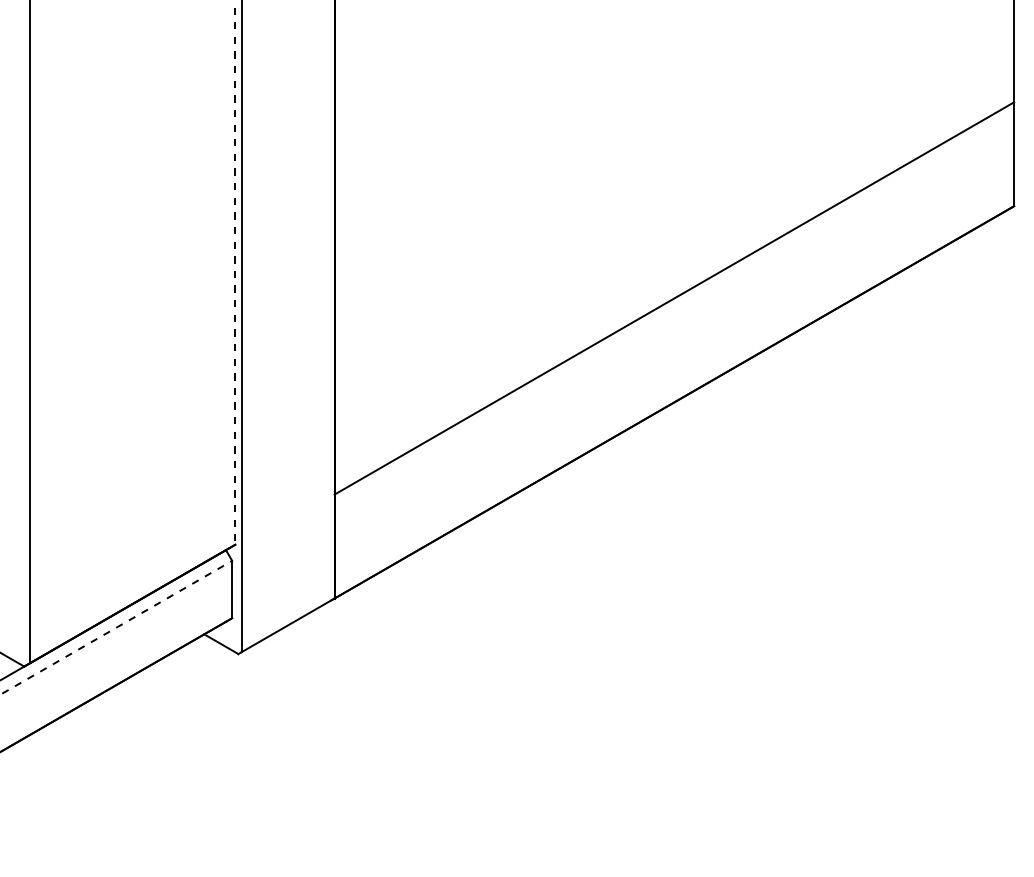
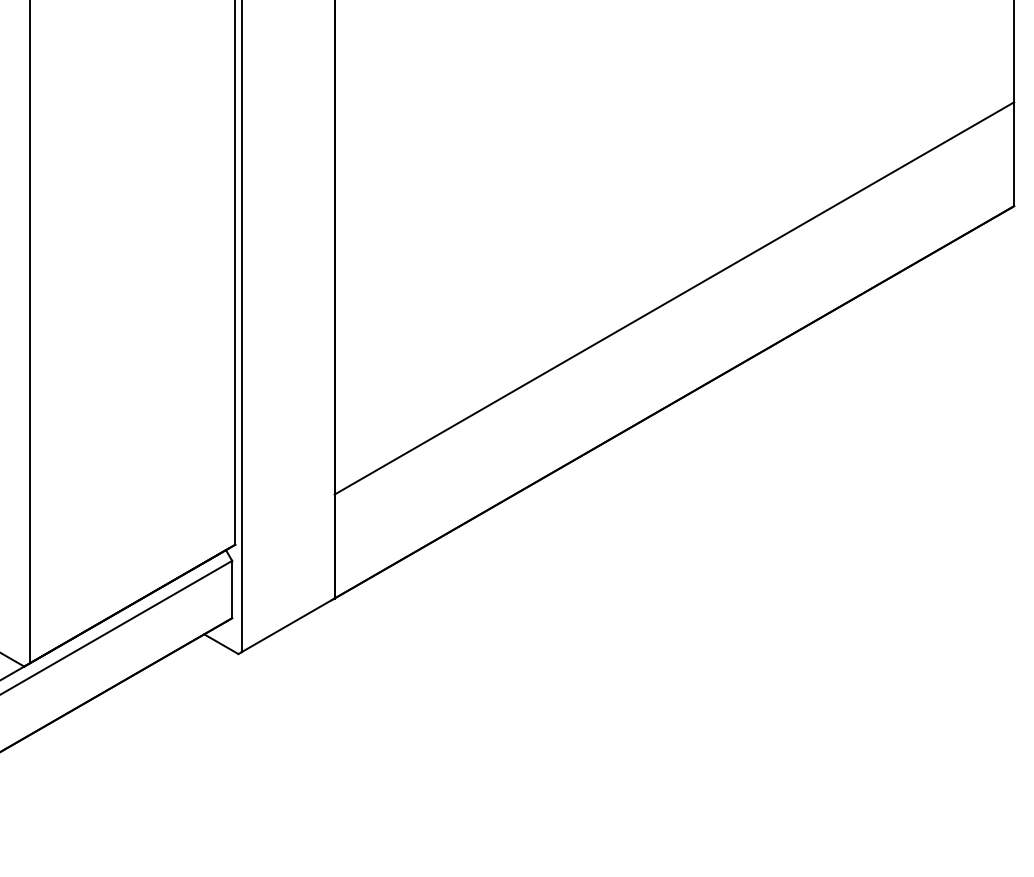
line: dashed -> solid (235, 272)
line: dashed -> solid (116, 627)
